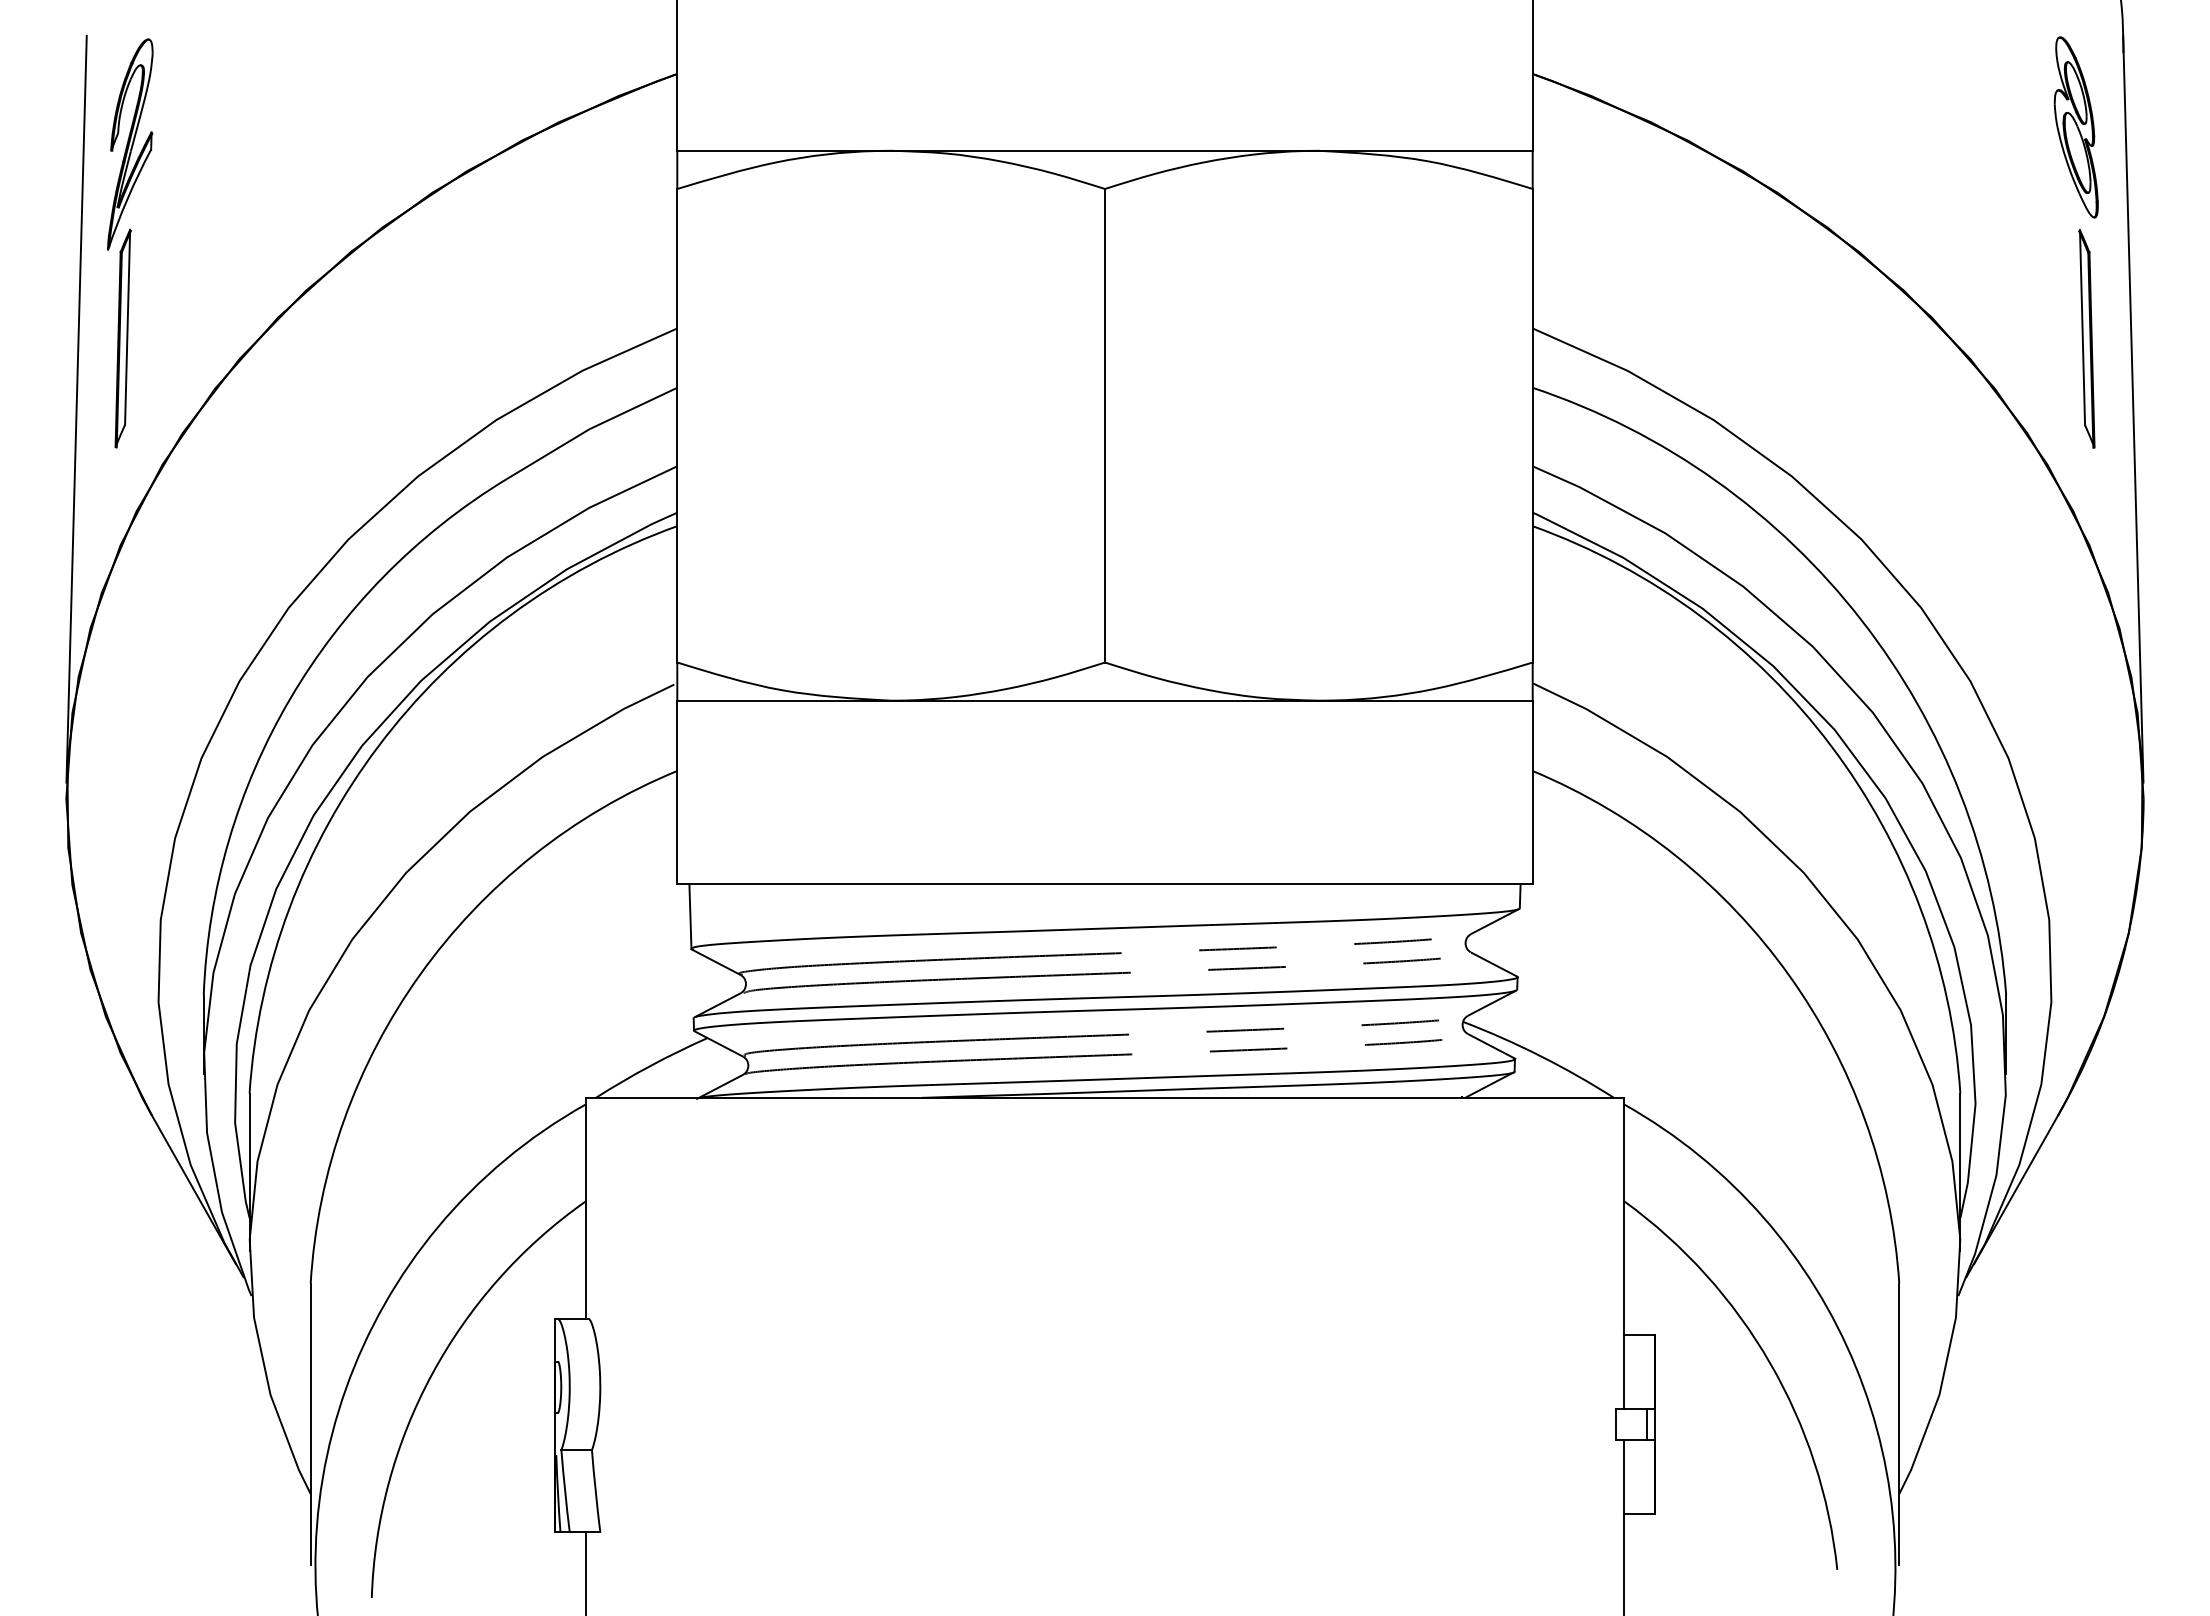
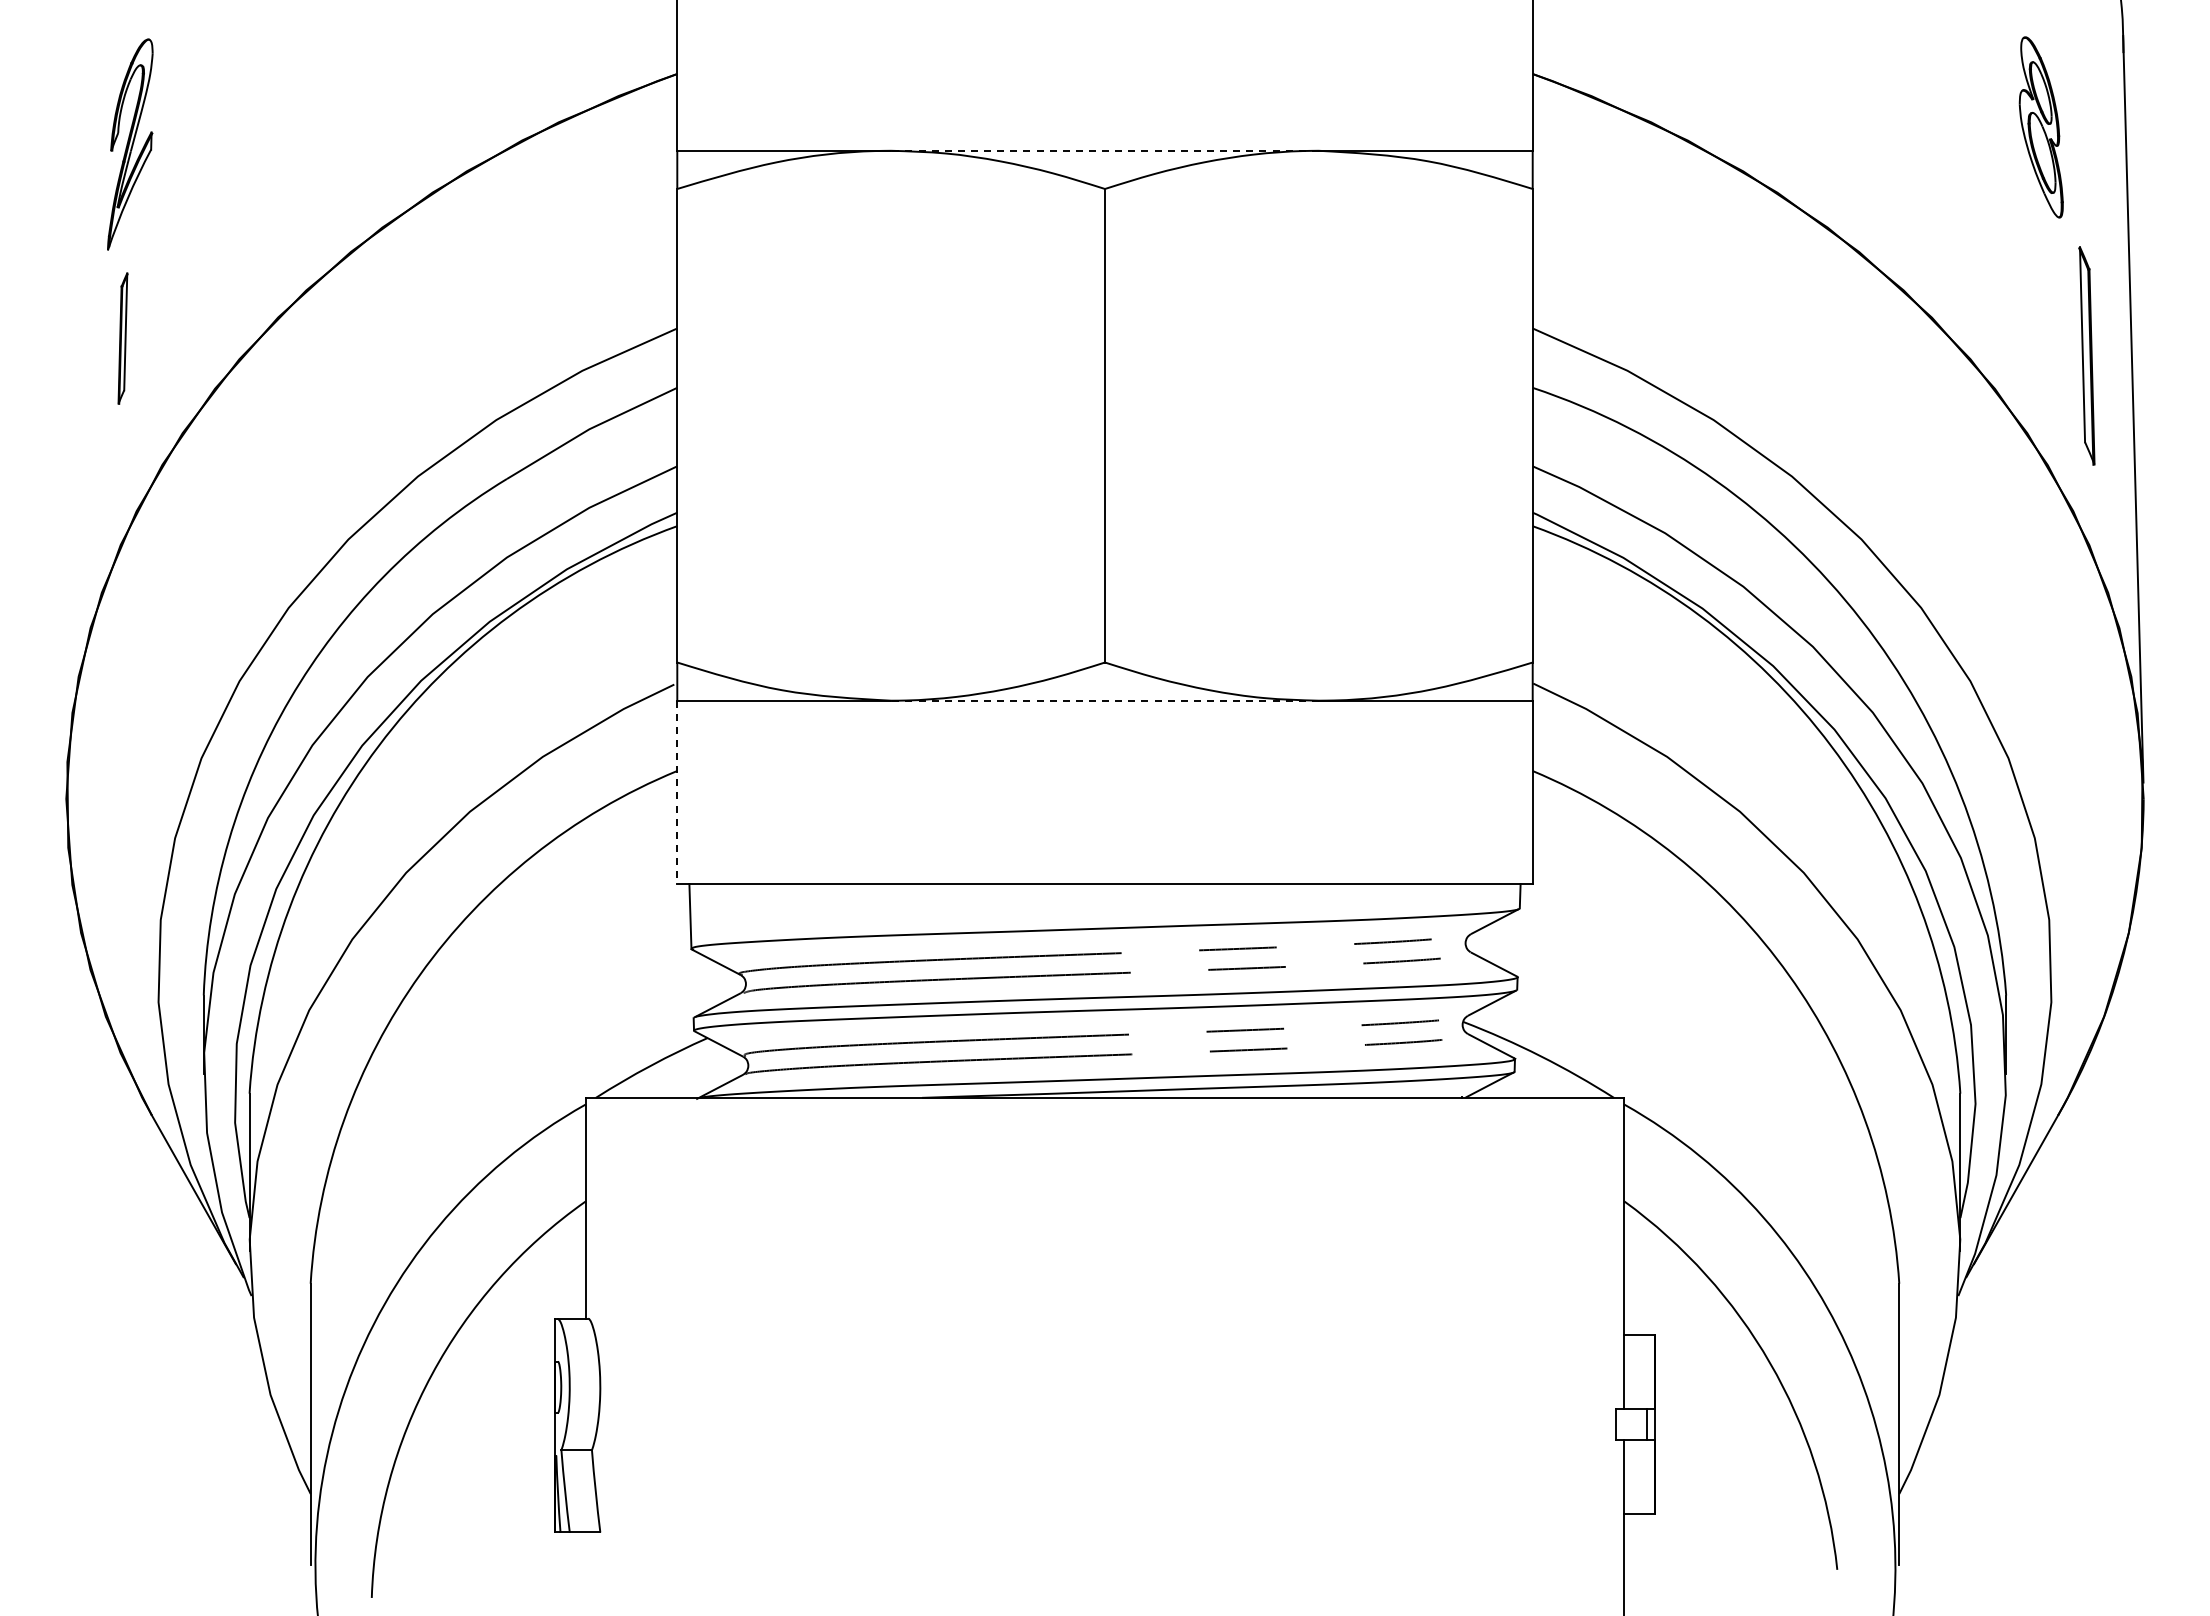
part position: (2075, 127) -> (2040, 127) (2040, 127)
line: solid -> dashed (1105, 150)
part size: 18x221 px -> 12x133 px (122, 338)
part position: (2086, 338) -> (2086, 355) (2086, 355)
line: present -> none (76, 409)
line: solid -> dashed (1105, 700)
line: solid -> dashed (677, 792)
line: present -> none (585, 1572)
